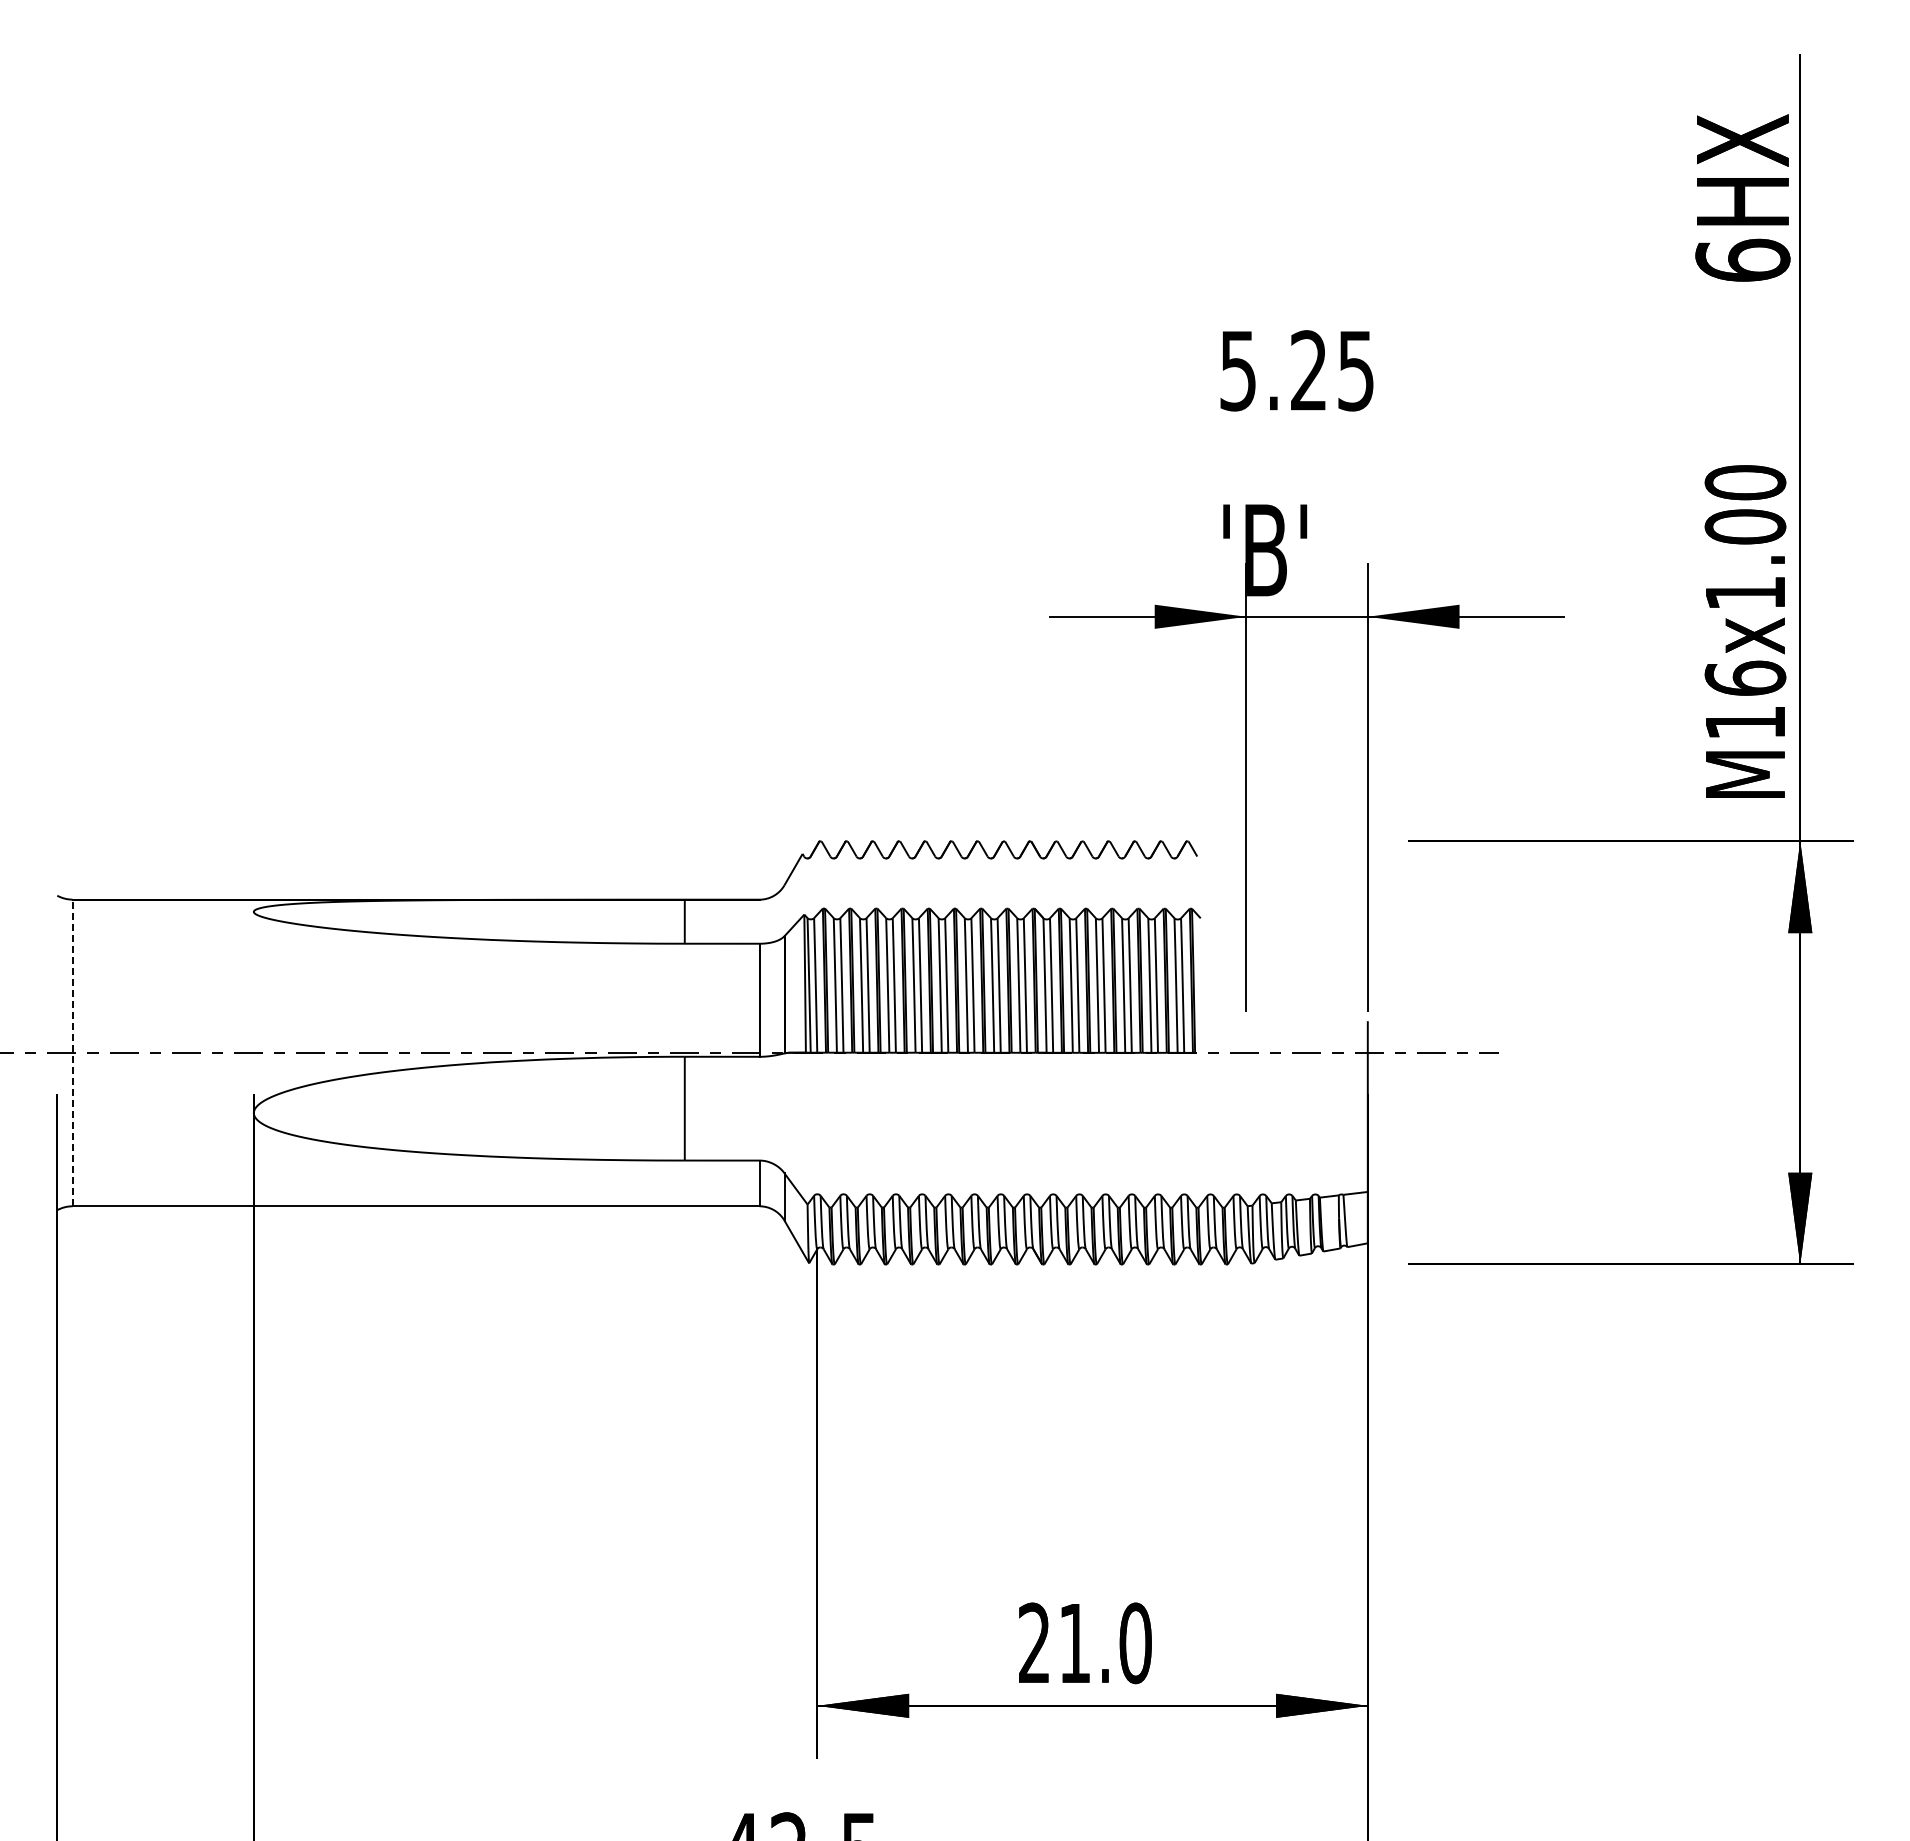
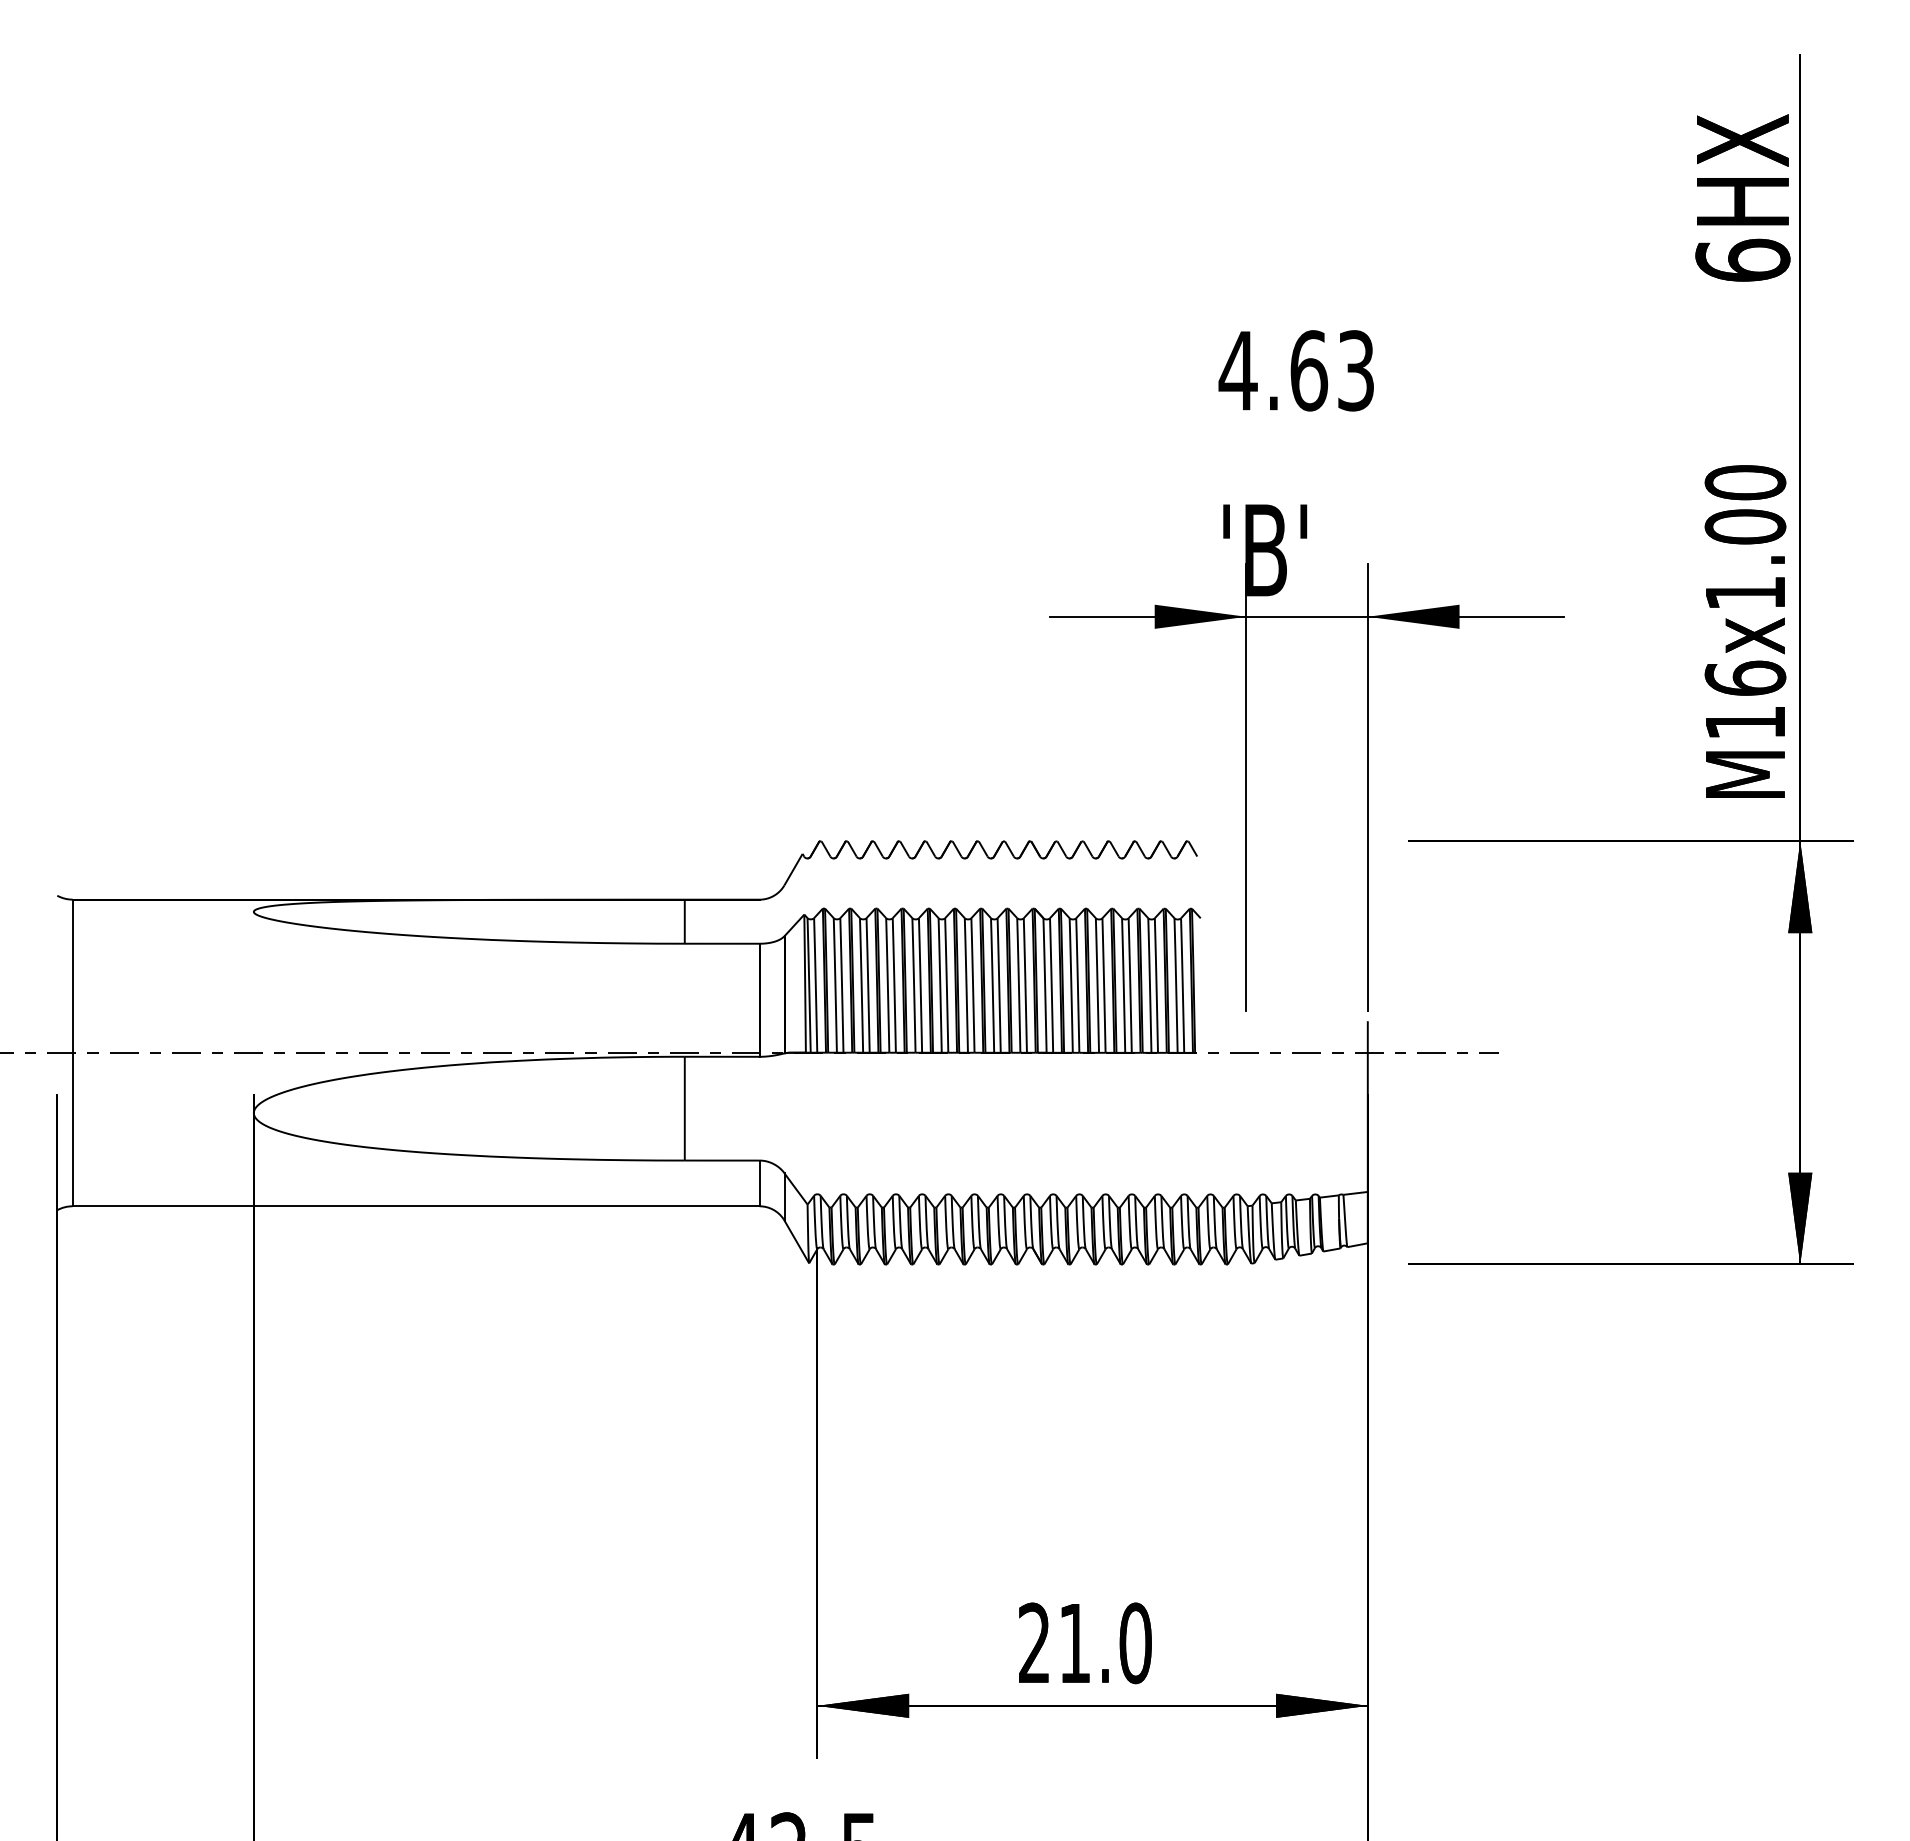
text: 5.25 -> 4.63 (1295, 370)
line: dashed -> solid (72, 1052)
